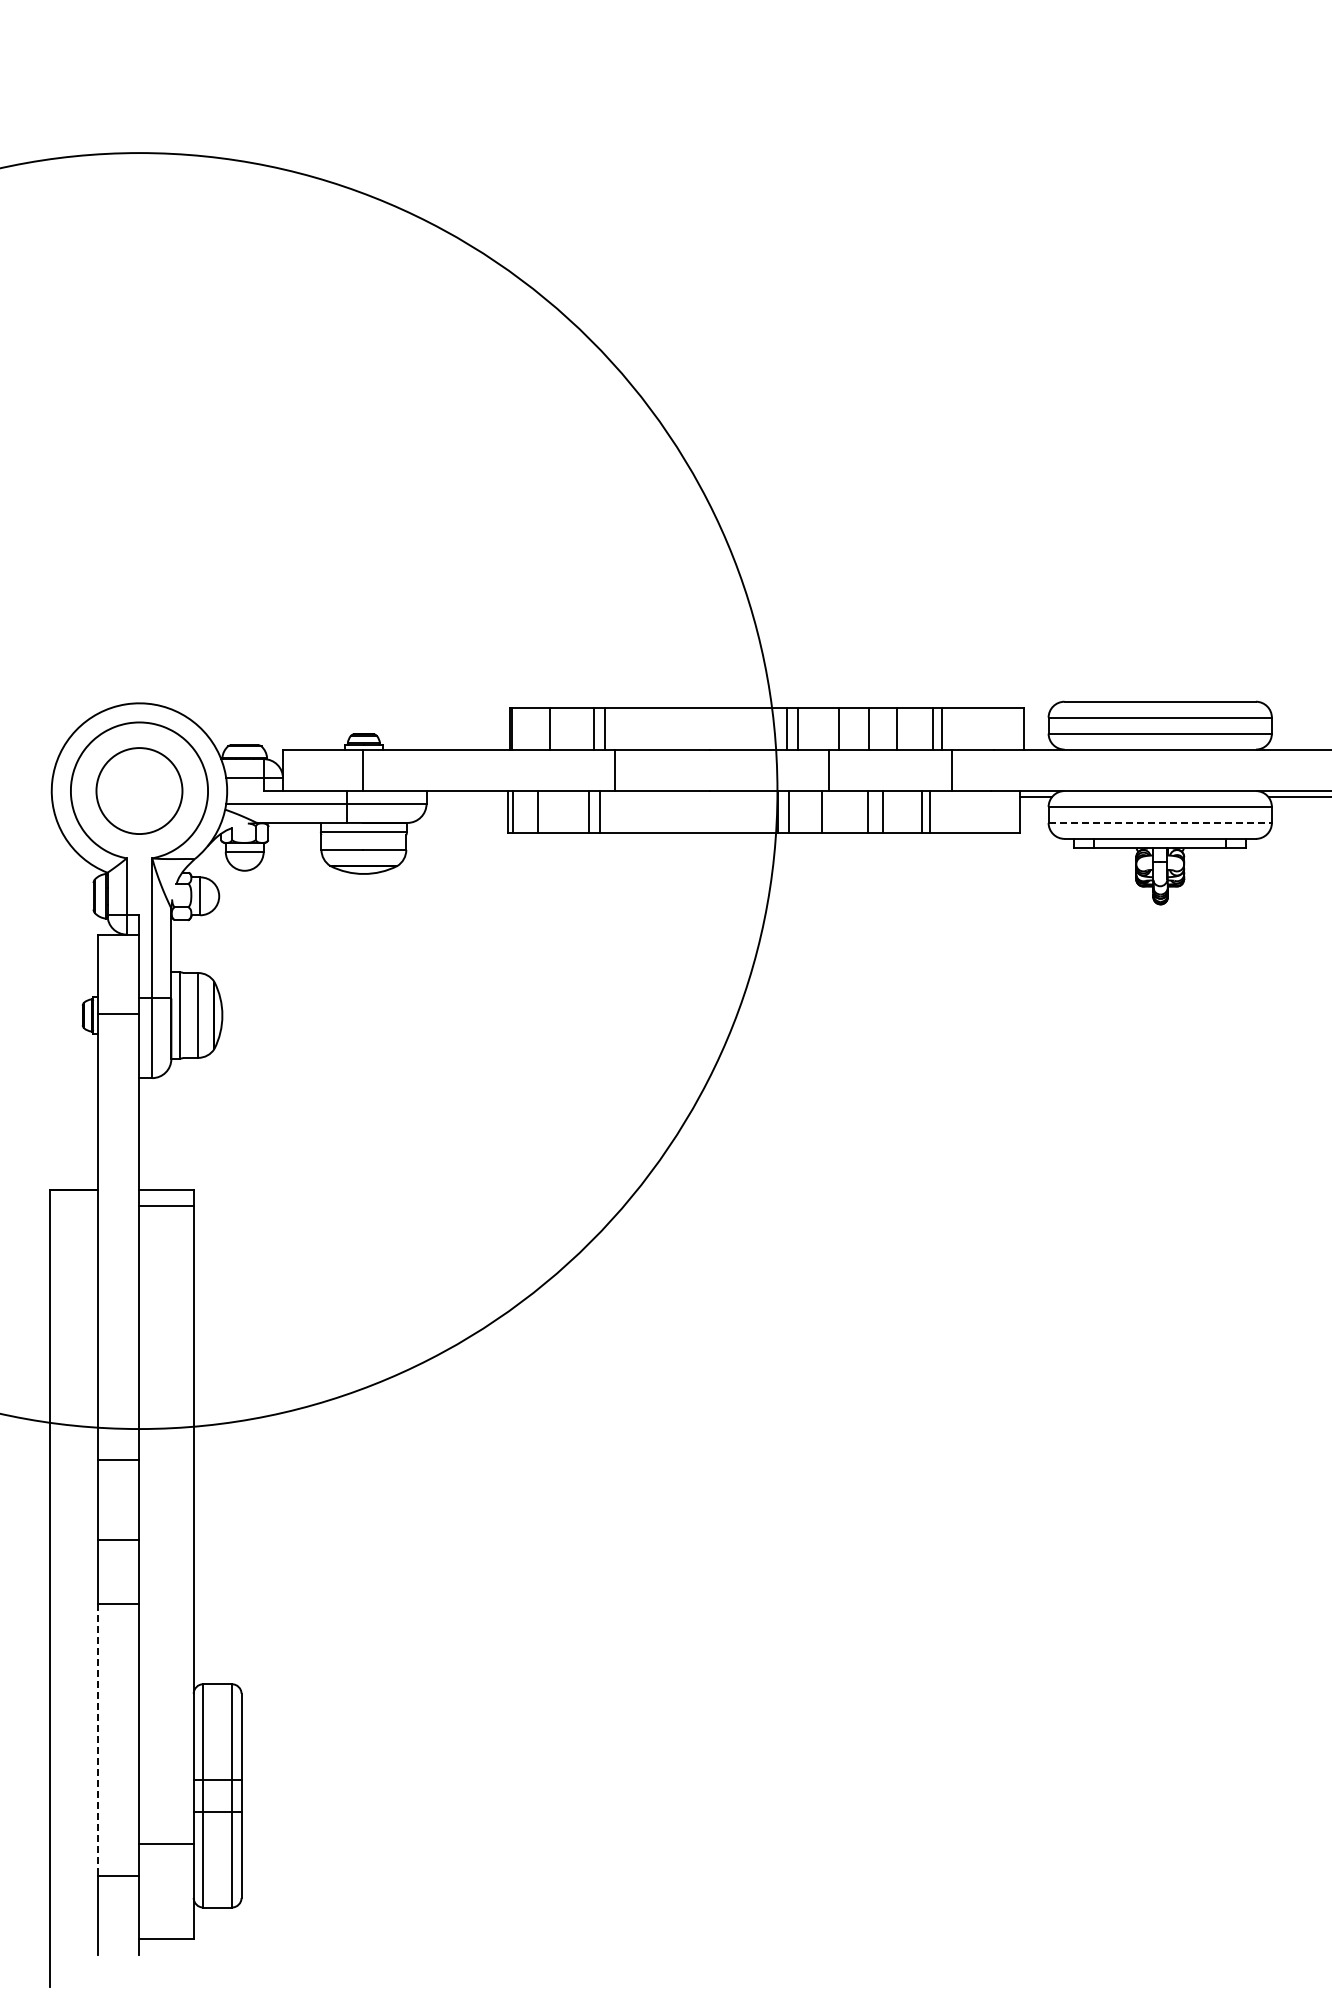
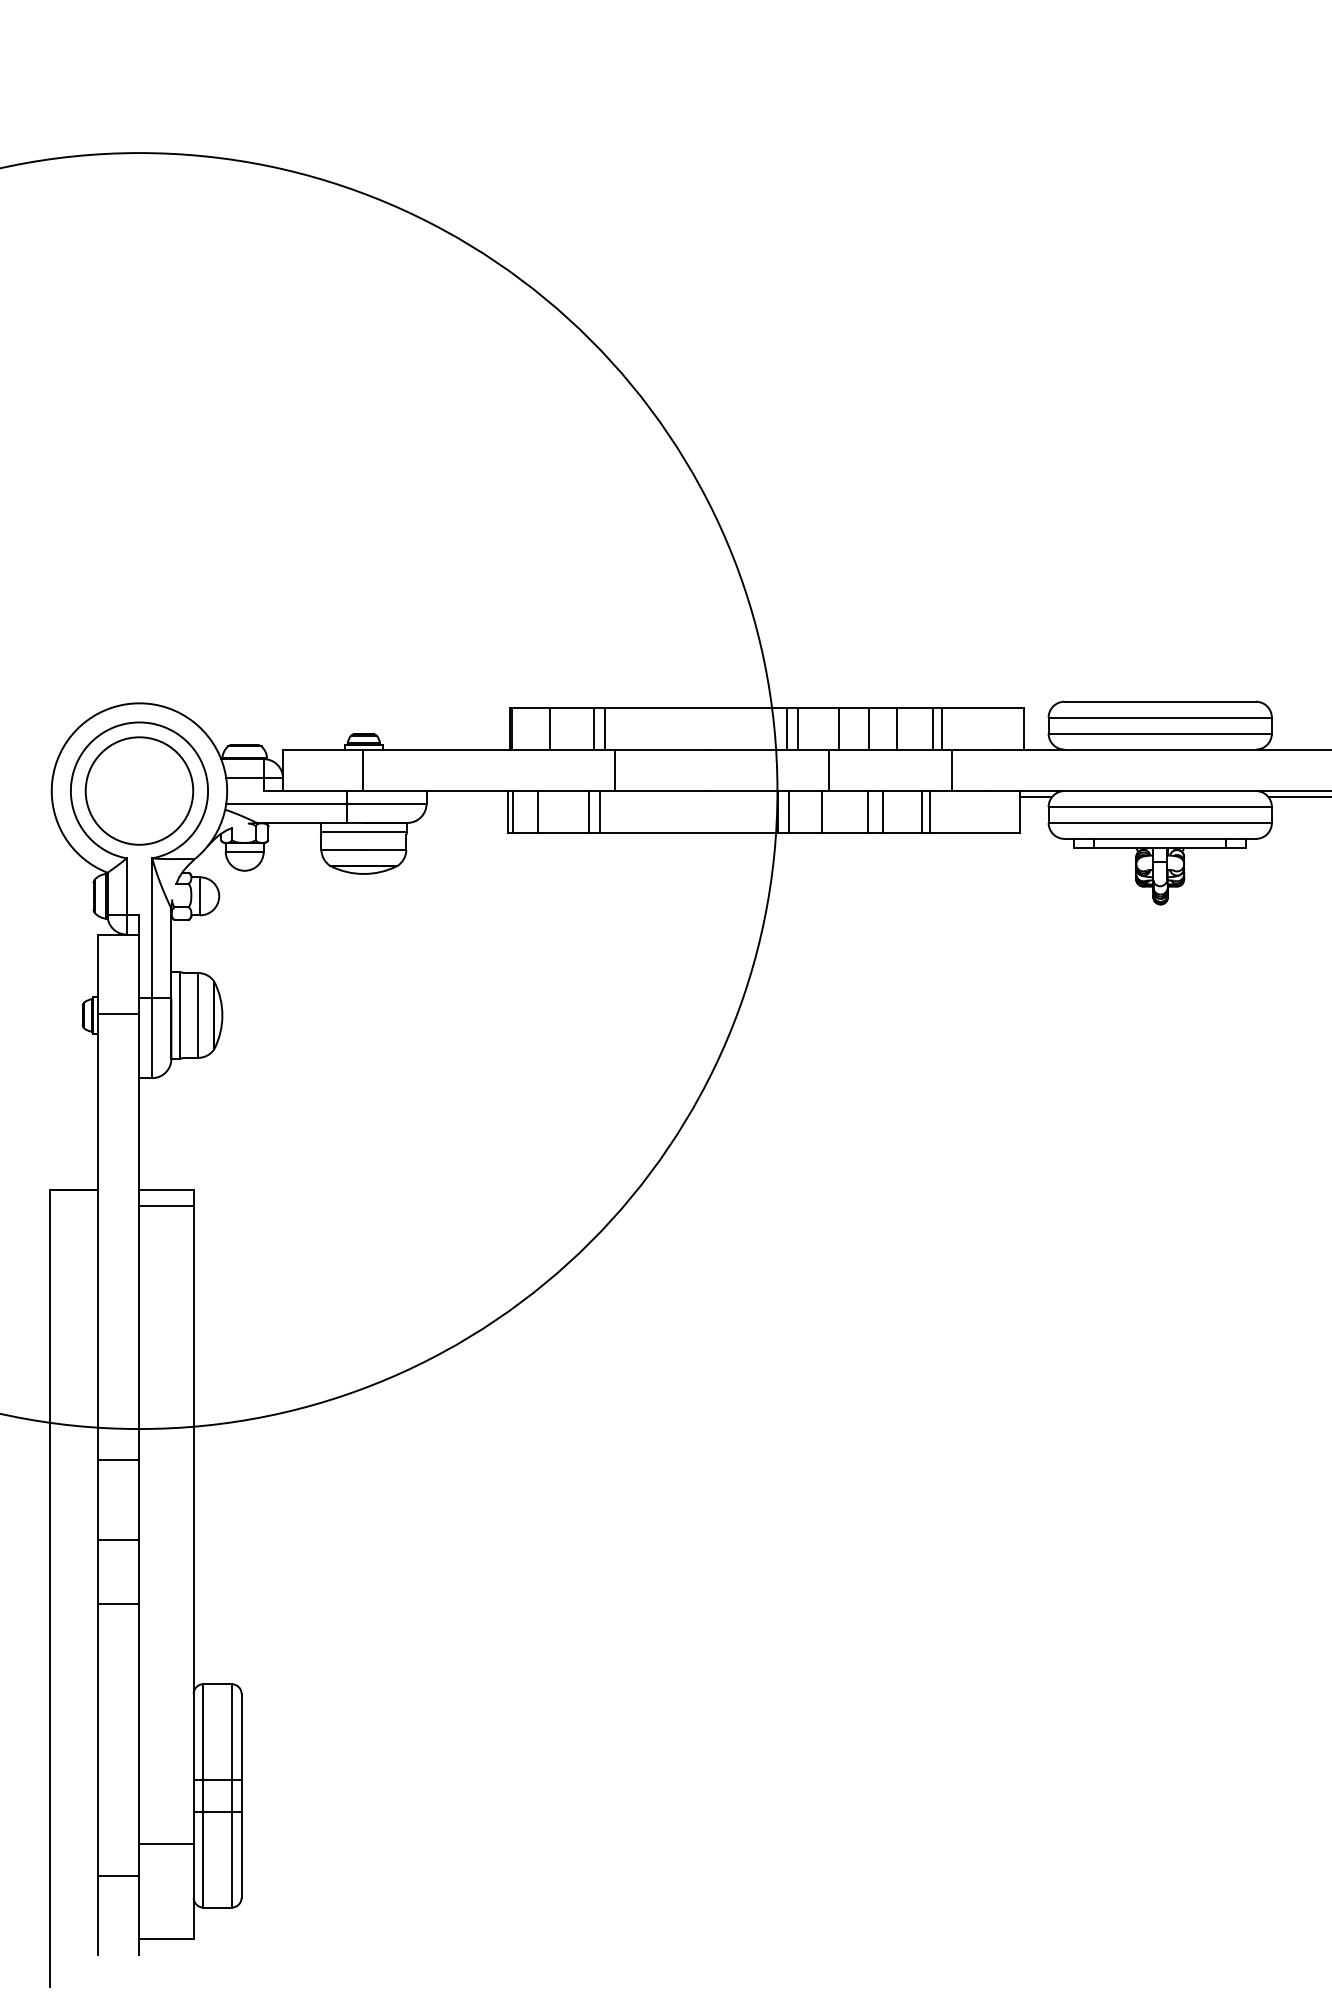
circle diameter: 86 px -> 108 px (139, 790)
line: dashed -> solid (1160, 822)
line: dashed -> solid (98, 1740)
